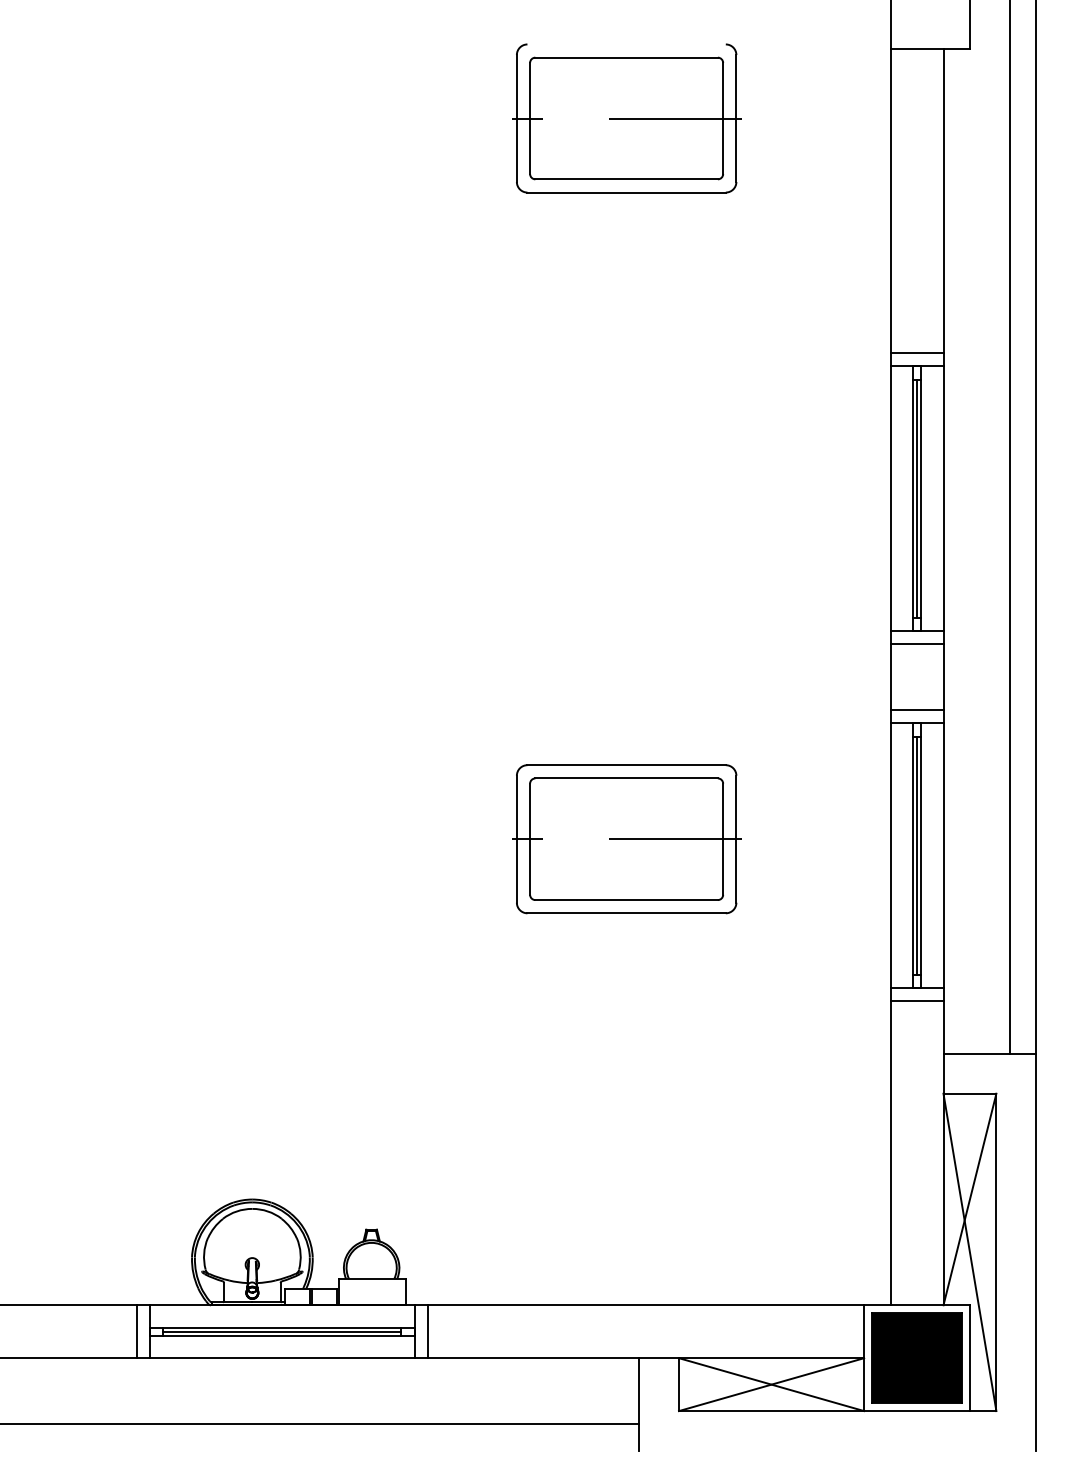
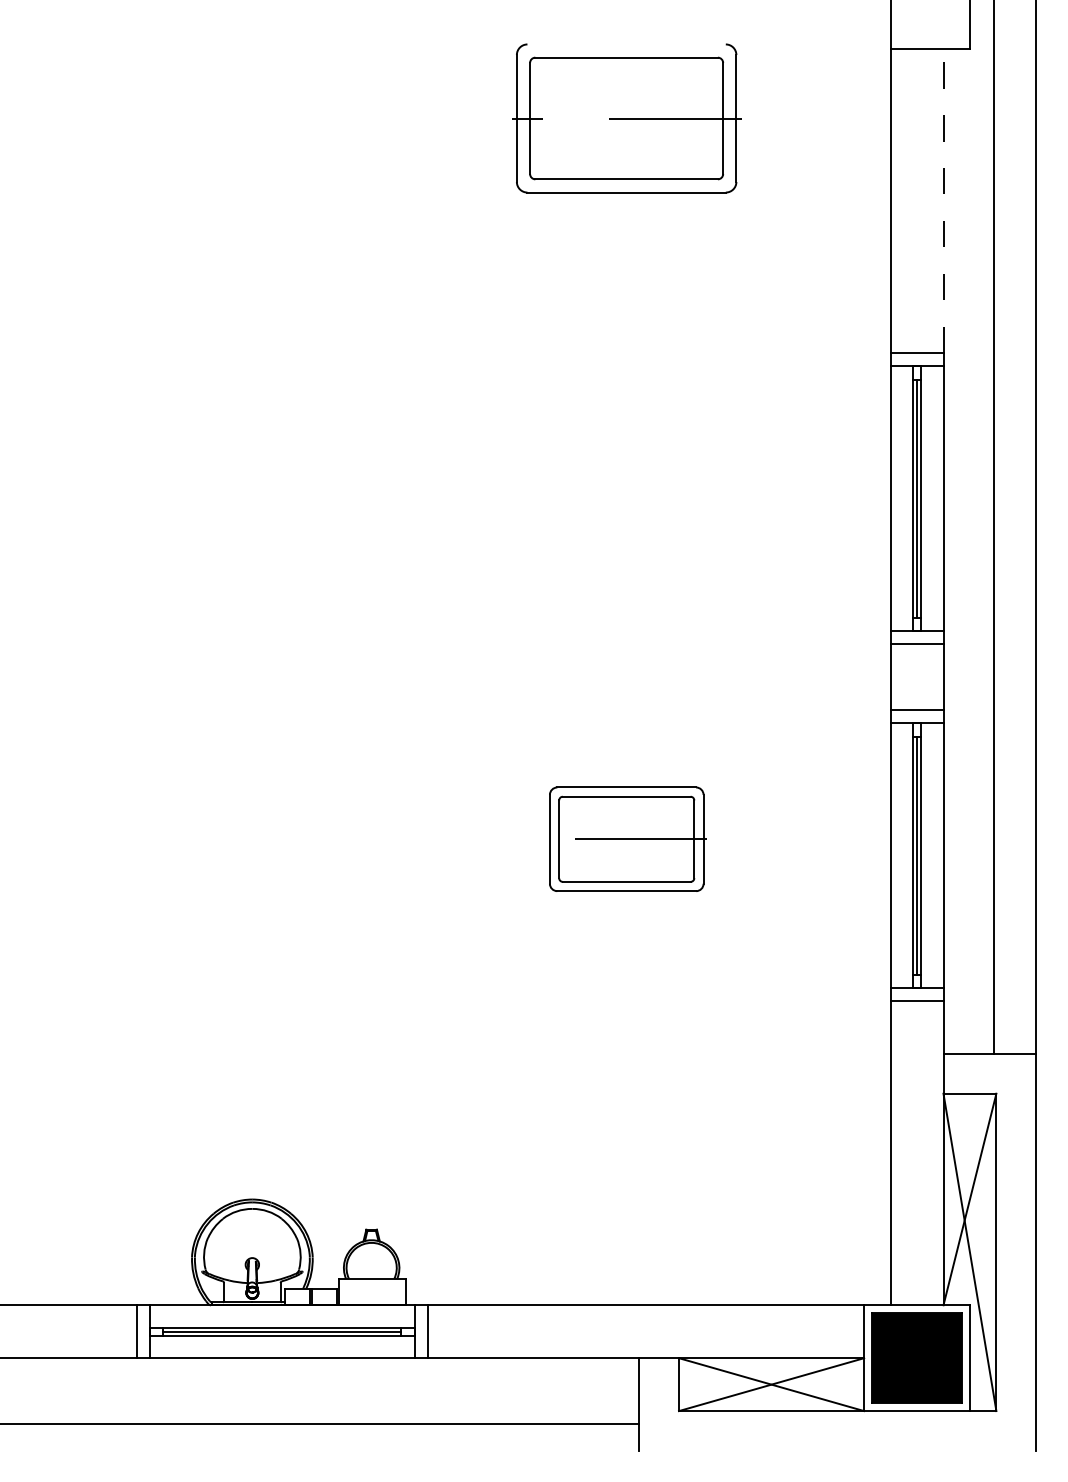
line: solid -> dashed (943, 200)
line position: (1009, 528) -> (993, 528) (993, 528)
part size: 230x151 px -> 158x106 px (627, 838)
